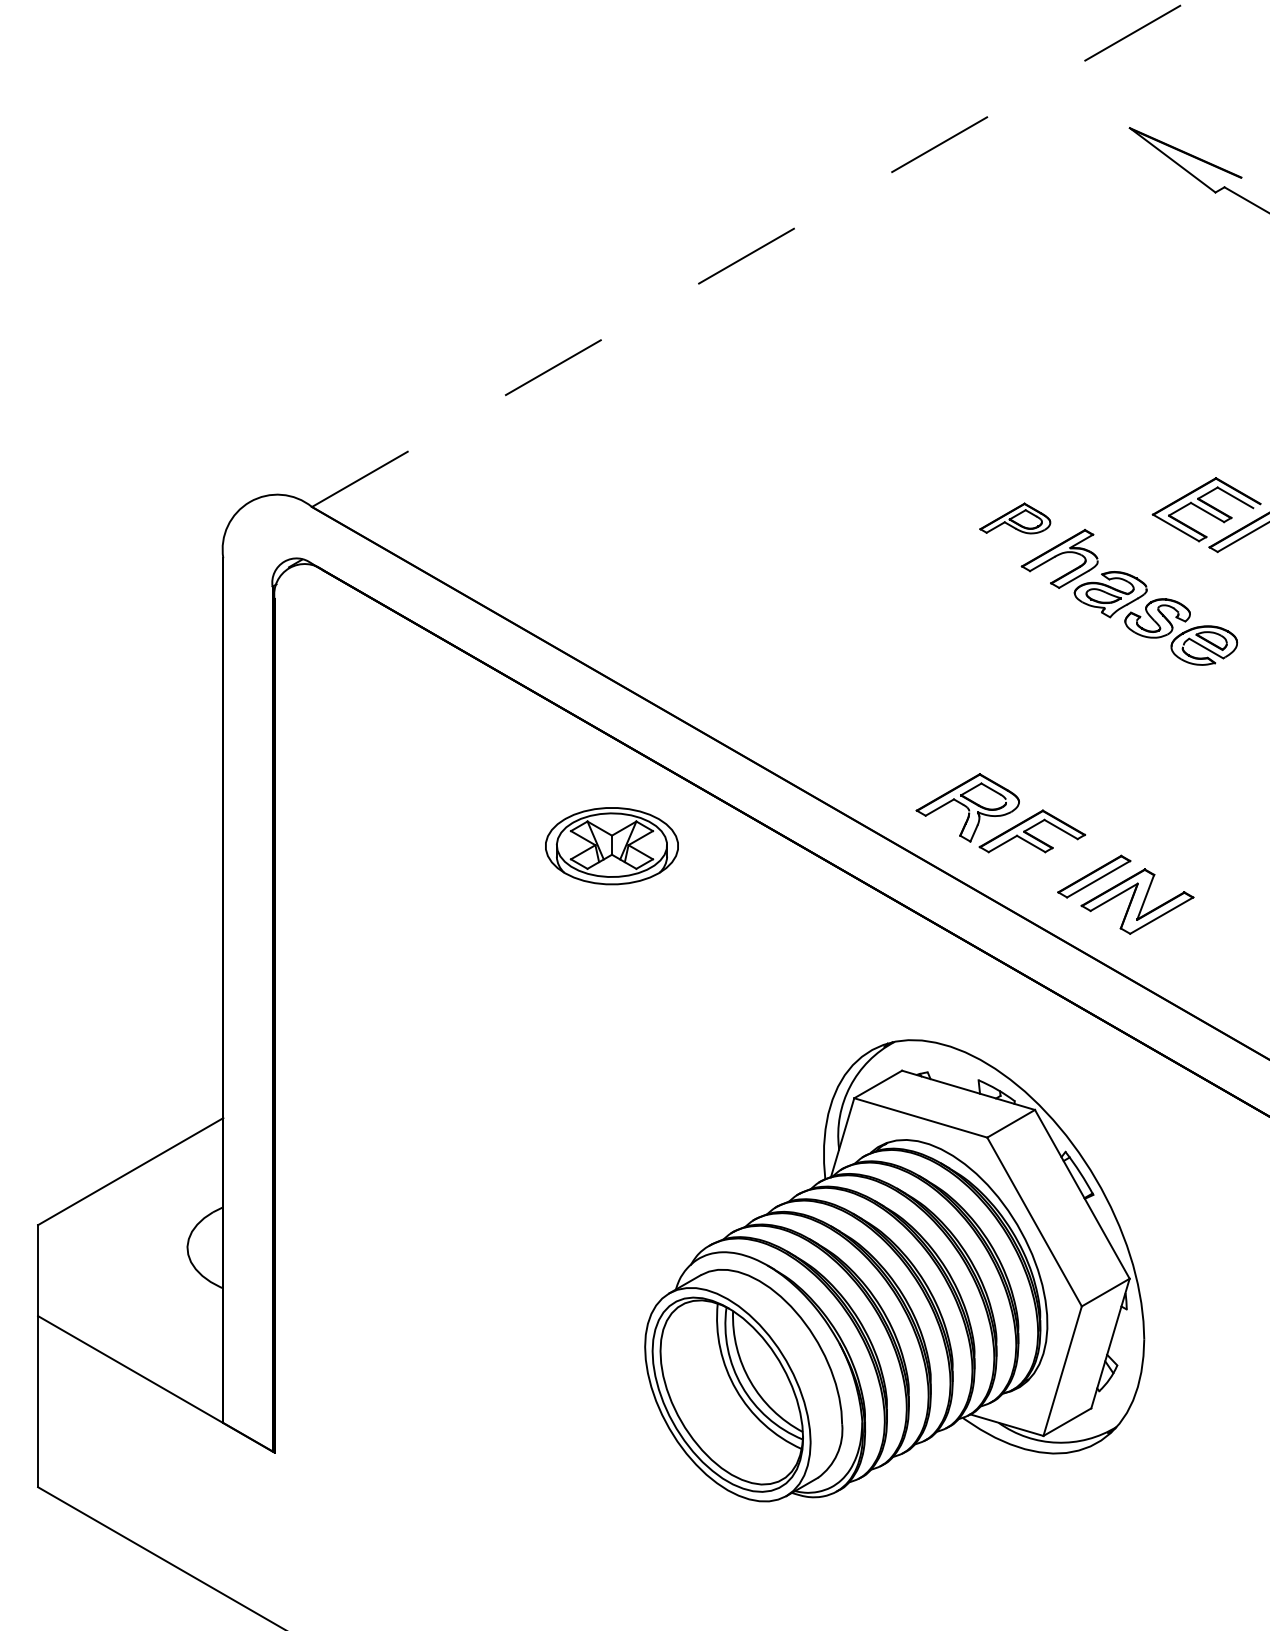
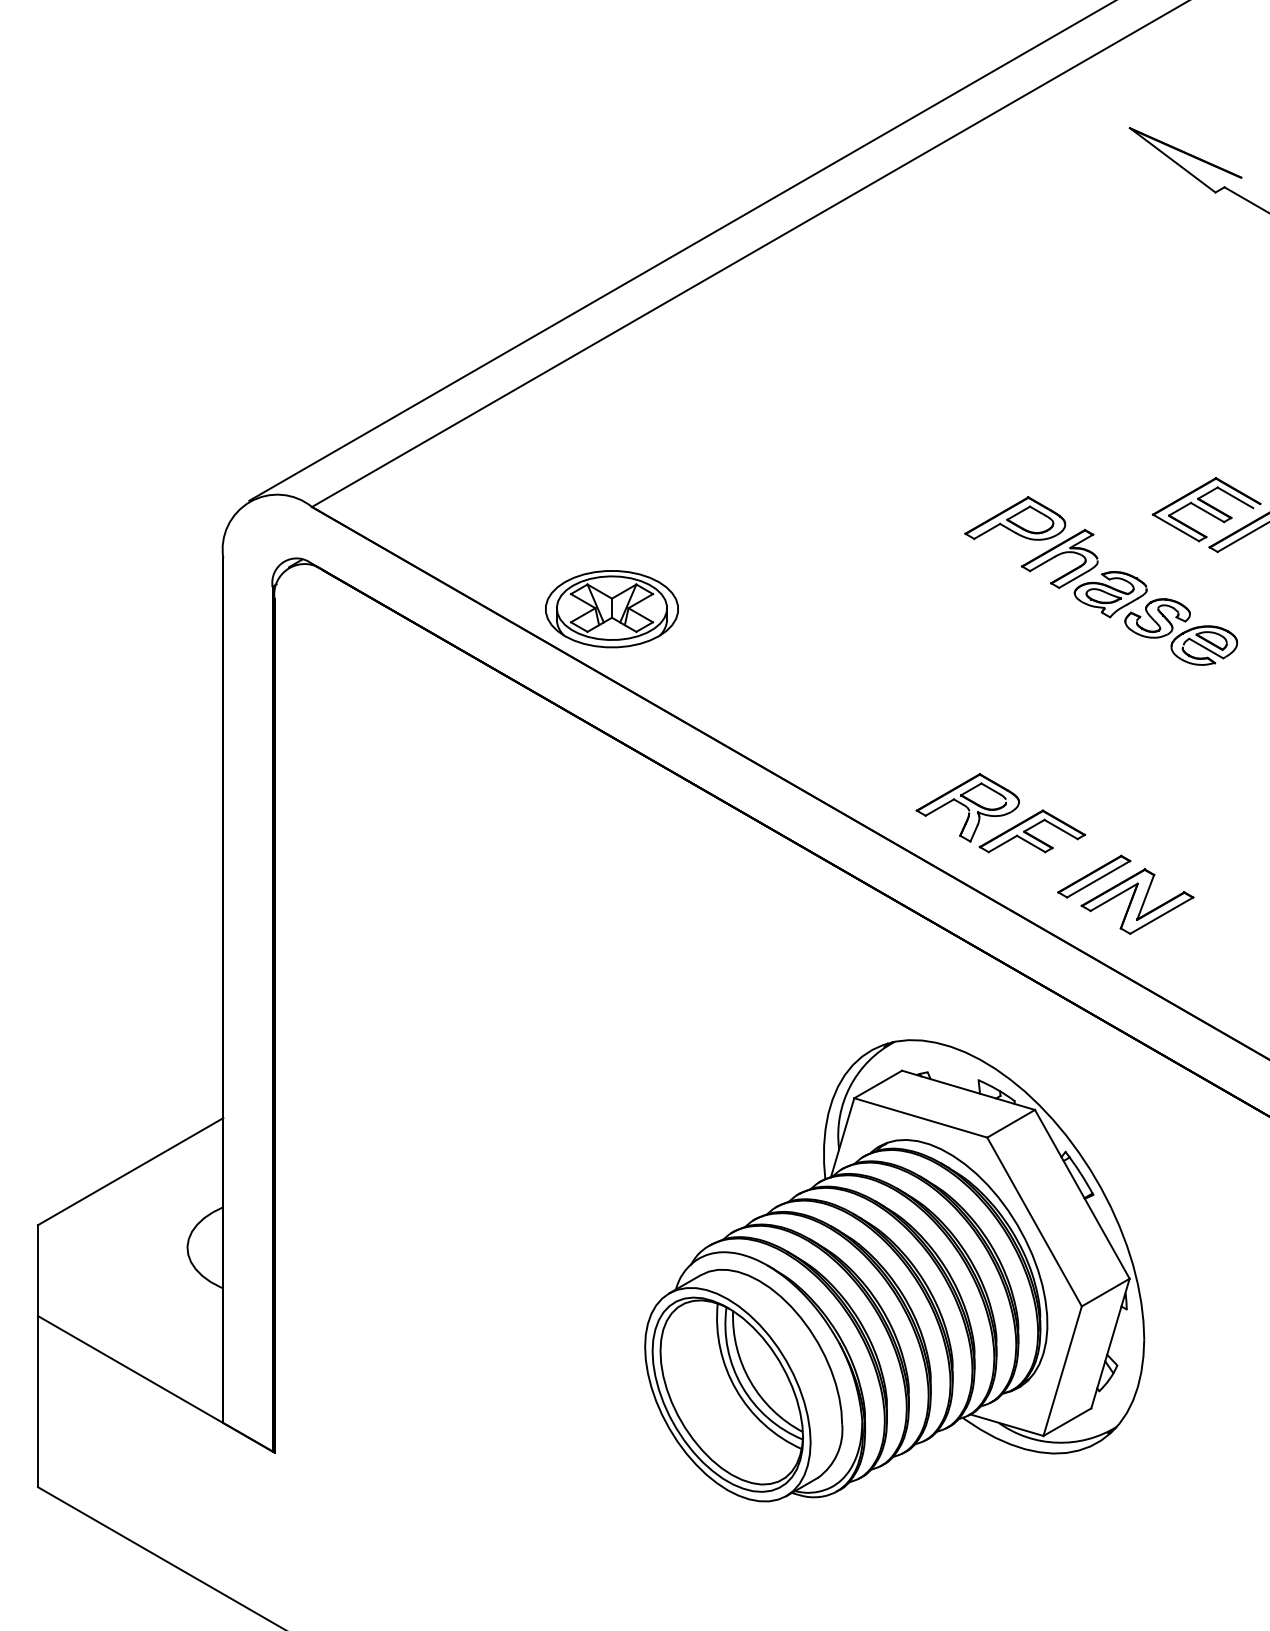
line: none -> present (680, 251)
line: dashed -> solid (751, 253)
part size: 73x33 px -> 103x45 px (1015, 518)
part position: (611, 846) -> (611, 609) (611, 609)
